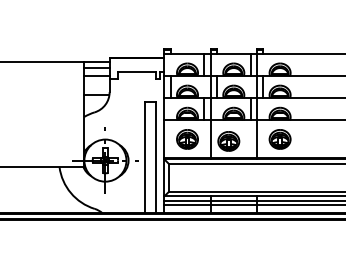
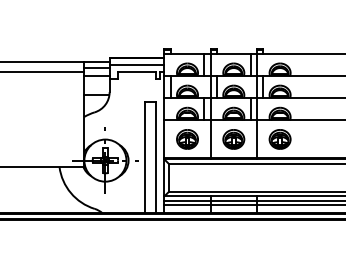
line: none -> present (136, 65)
line: none -> present (43, 72)
part position: (228, 141) -> (233, 139) (233, 139)
